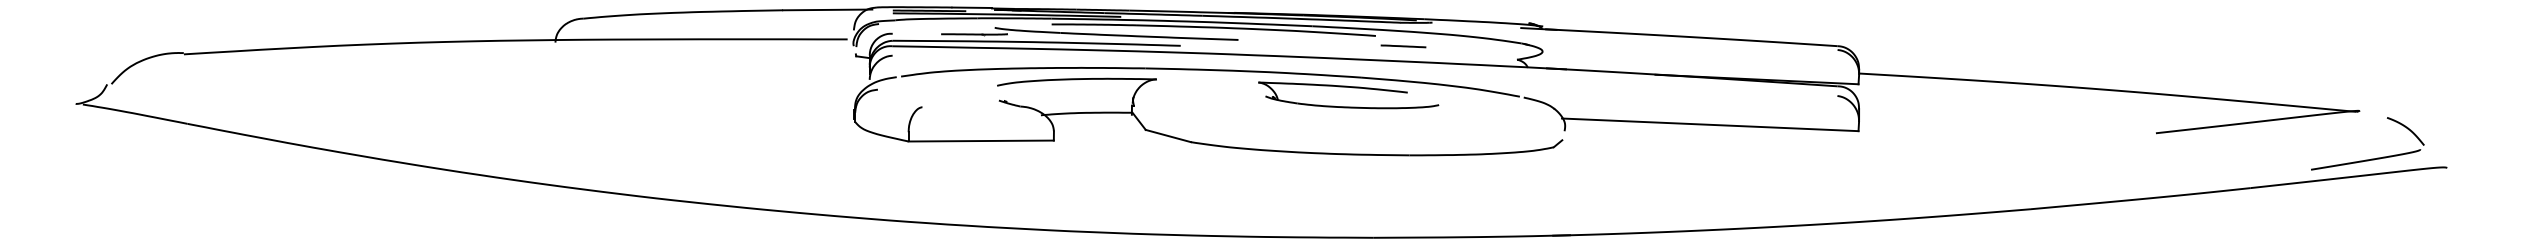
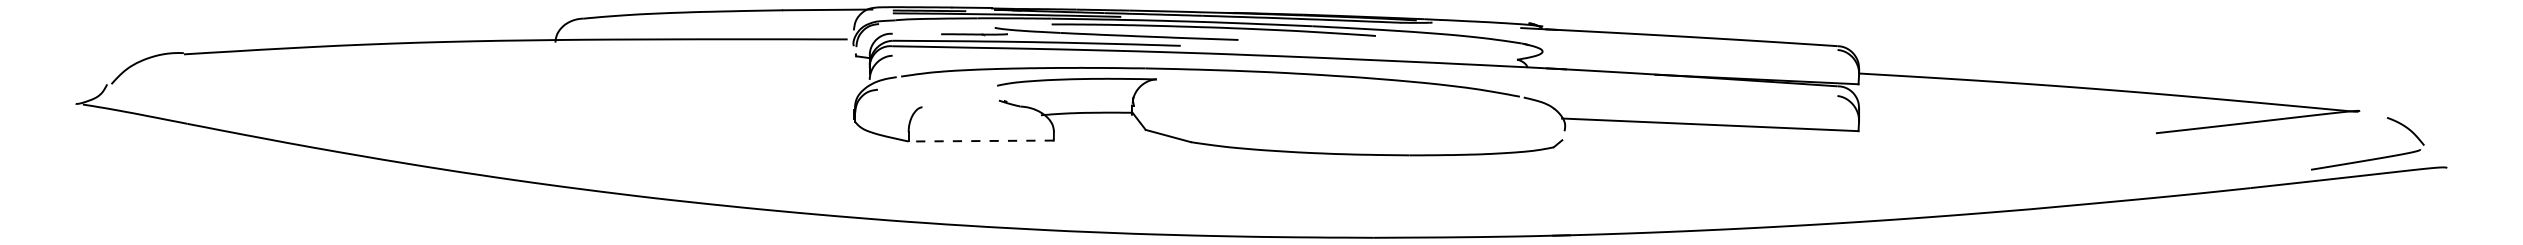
line: present -> none (1403, 46)
part: present -> none (1348, 87)
line: solid -> dashed (981, 141)
